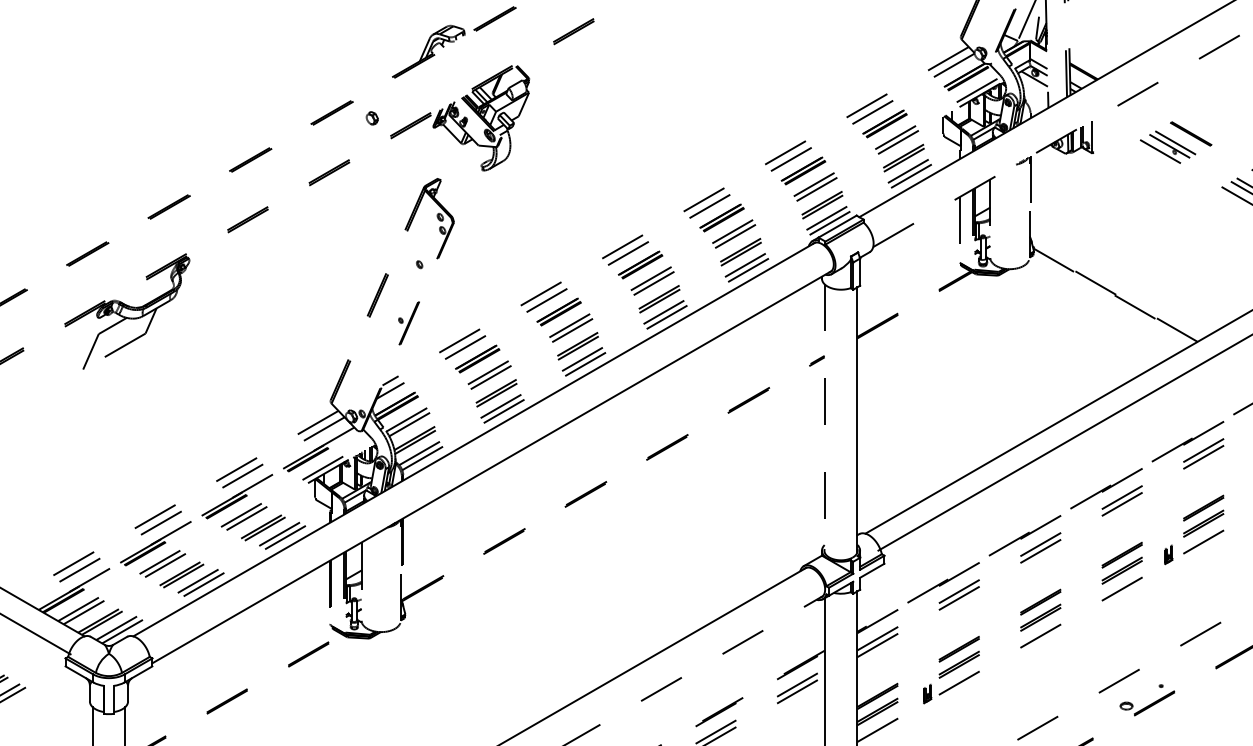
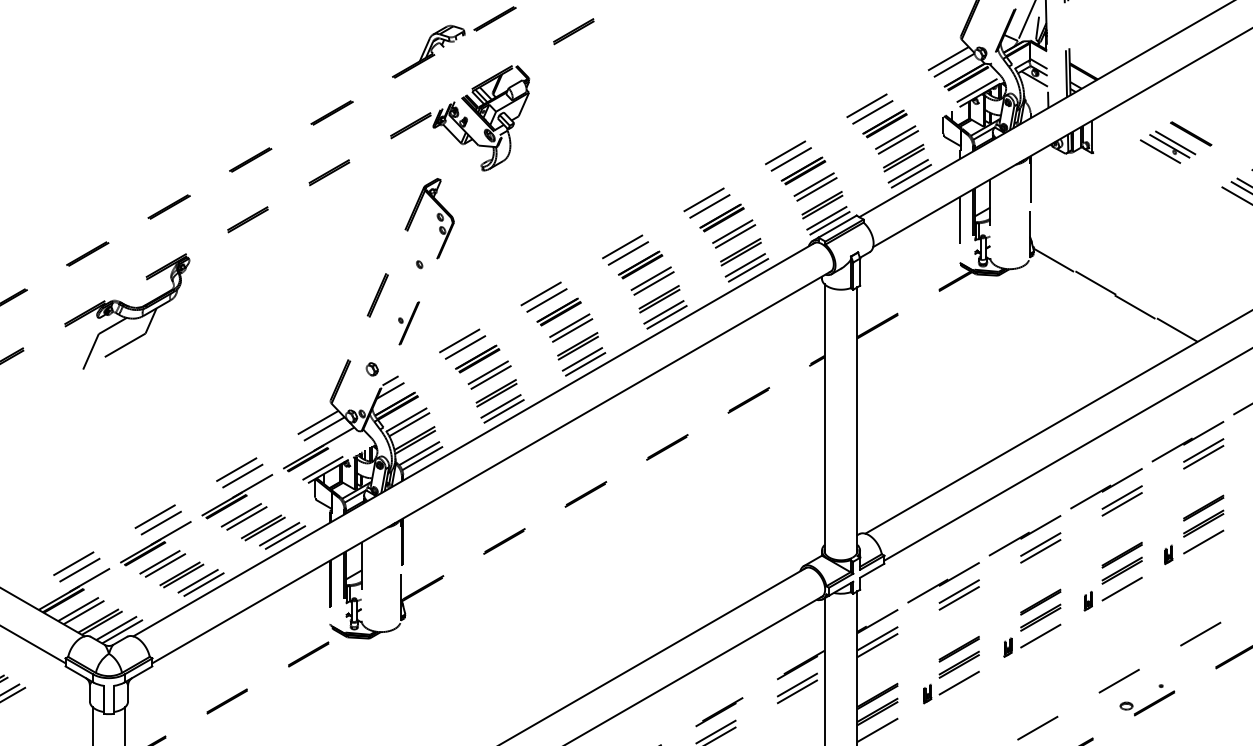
part position: (371, 118) -> (371, 369) (371, 369)
line: dashed -> solid (1062, 137)
line: dashed -> solid (824, 418)
line position: (1063, 443) -> (1066, 455) (1066, 455)
part: none -> present (1087, 600)
line position: (36, 634) -> (33, 644) (33, 644)
part: none -> present (1007, 647)
line: dashed -> solid (694, 670)
